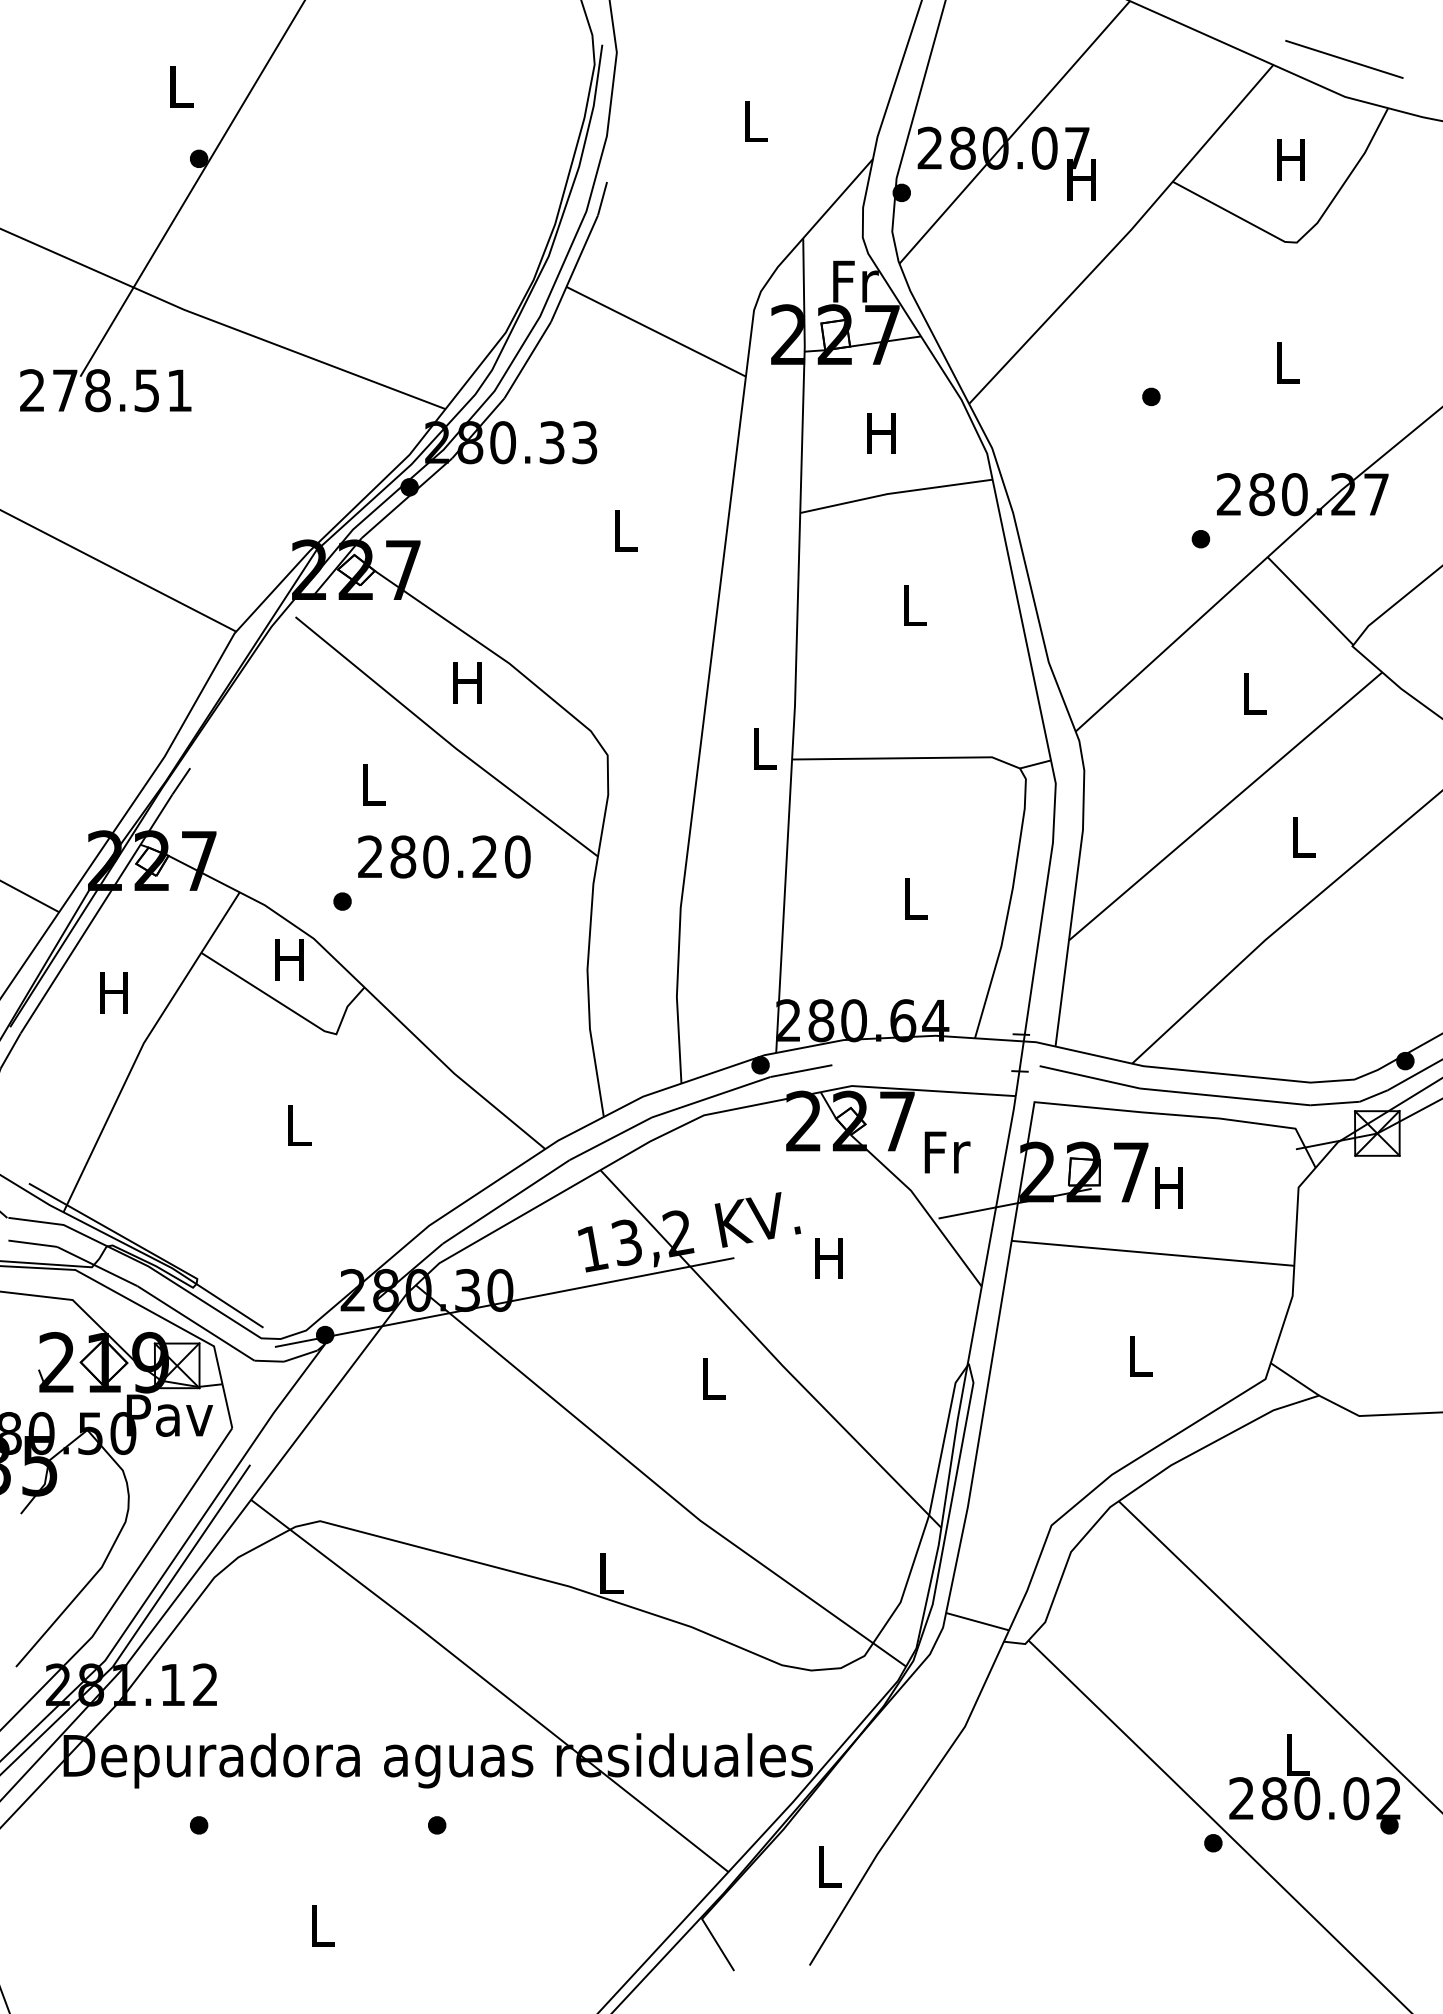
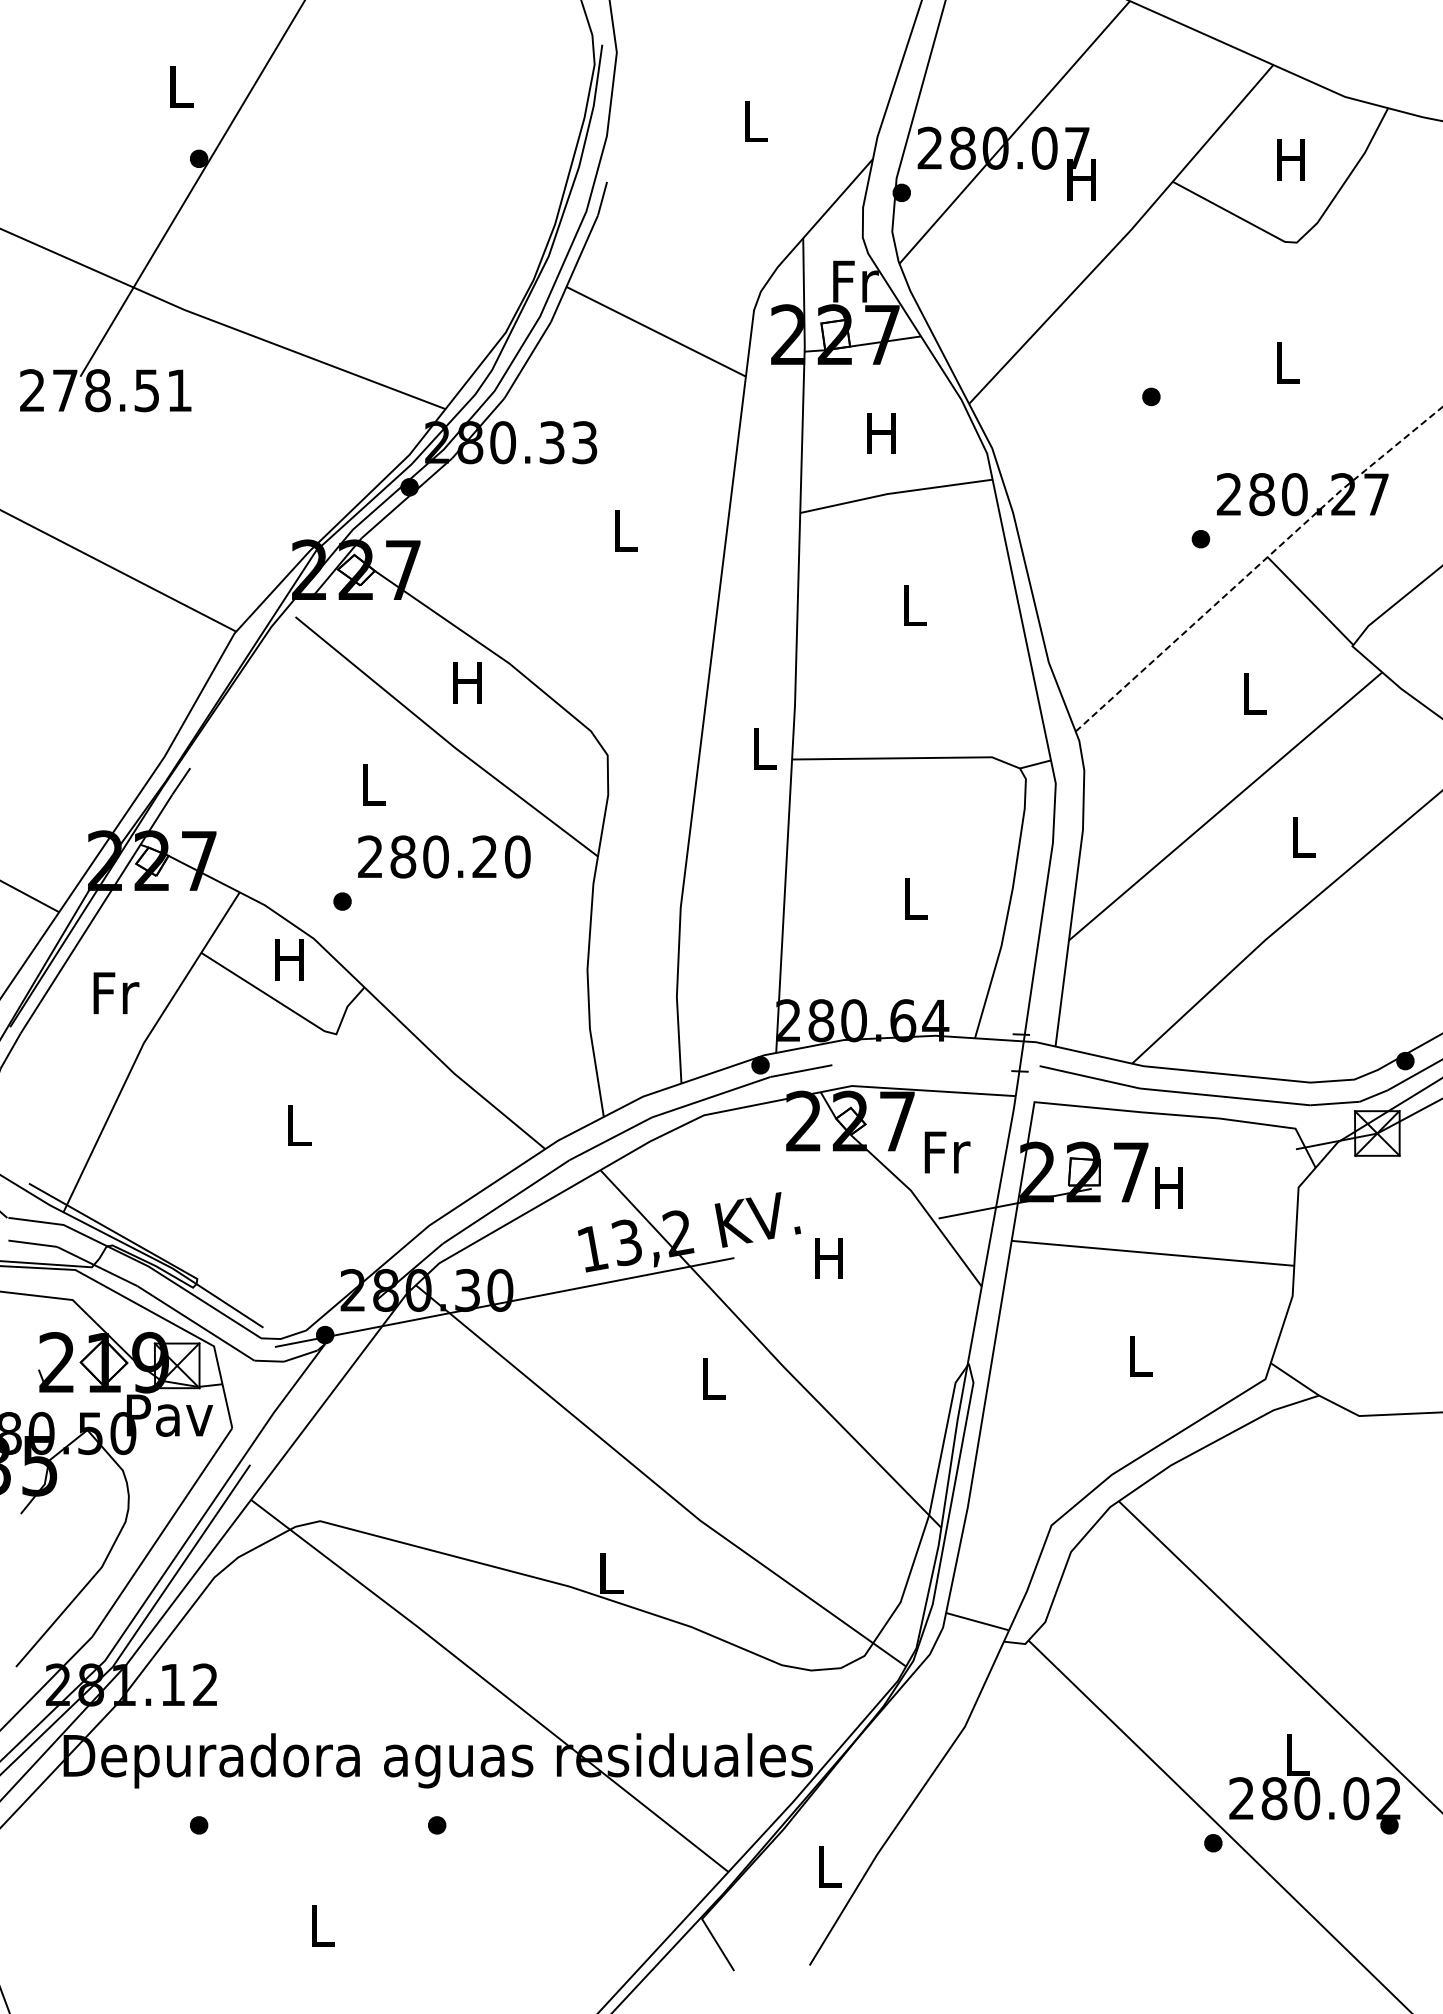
line: present -> none (1344, 59)
line: solid -> dashed (1257, 566)
text: H -> Fr (116, 993)
